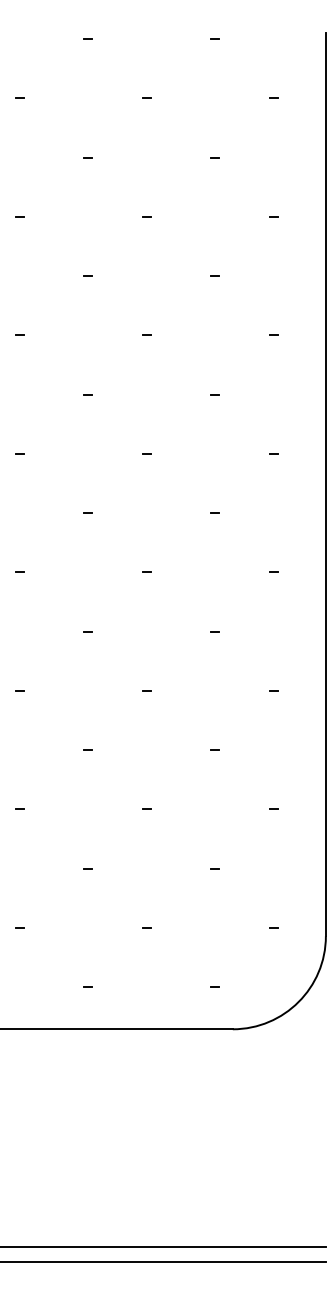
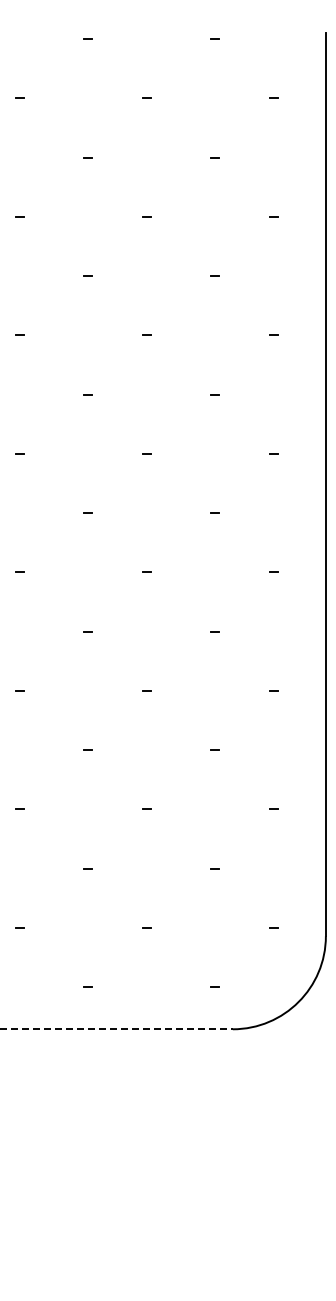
line: solid -> dashed (116, 1029)
line: present -> none (163, 1247)
line: present -> none (163, 1261)
